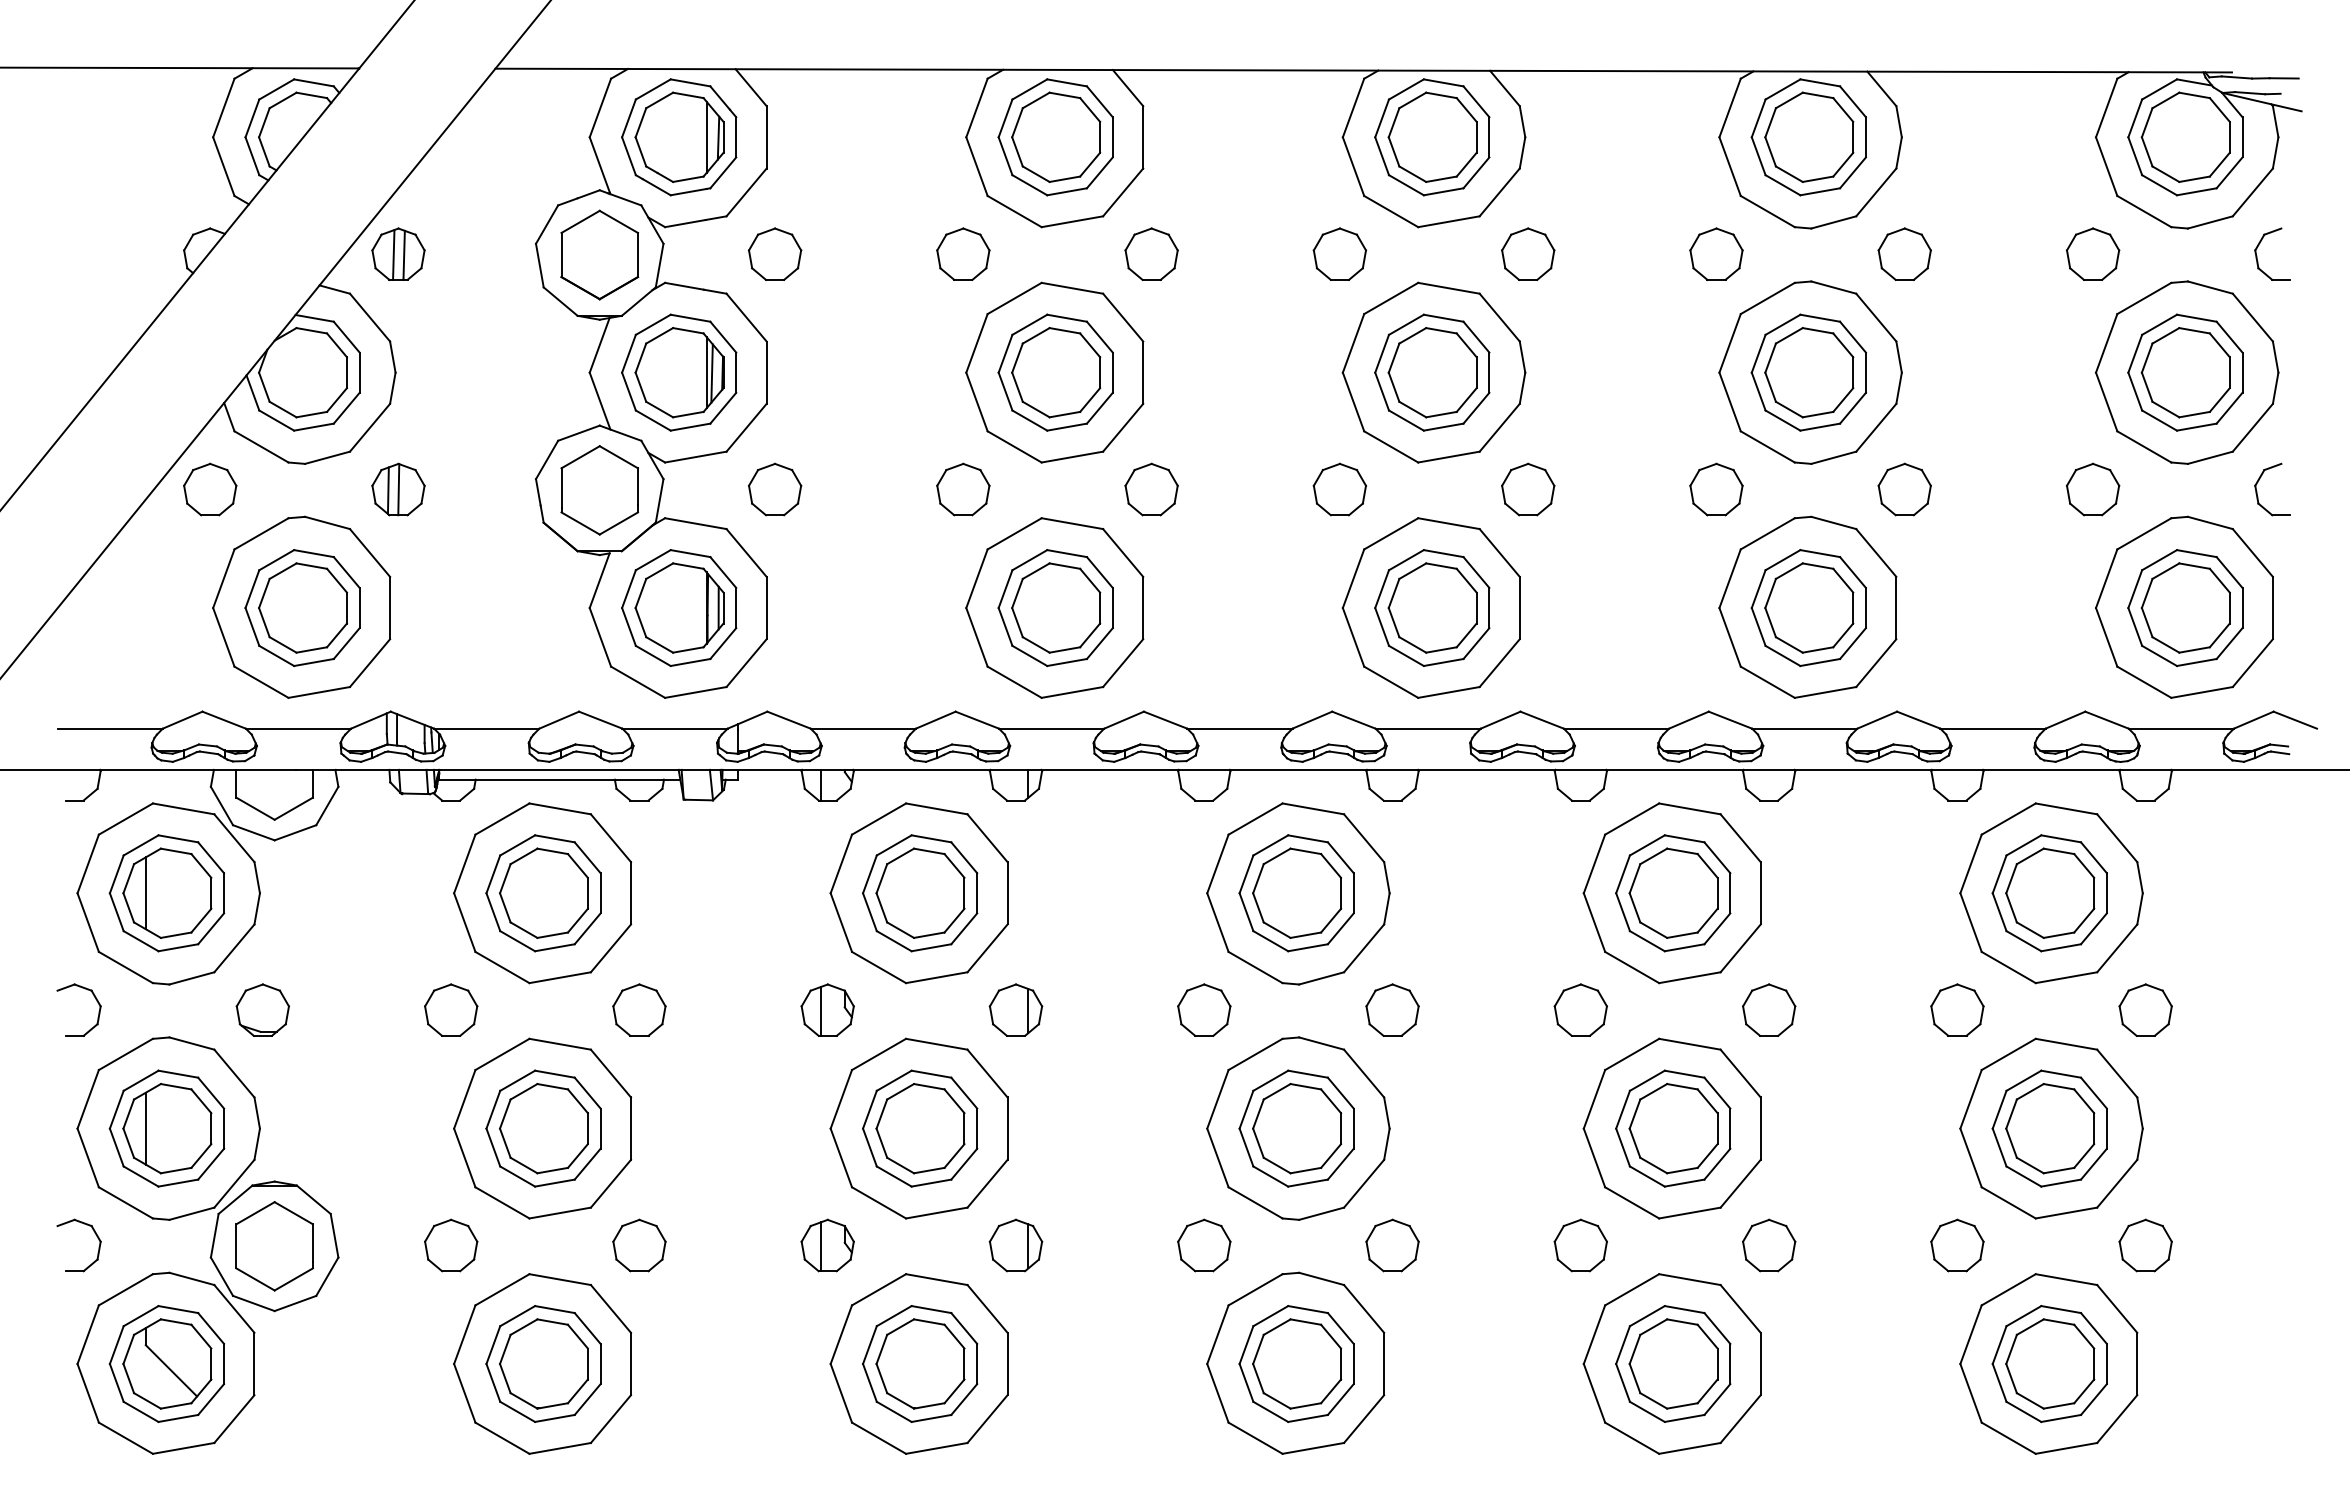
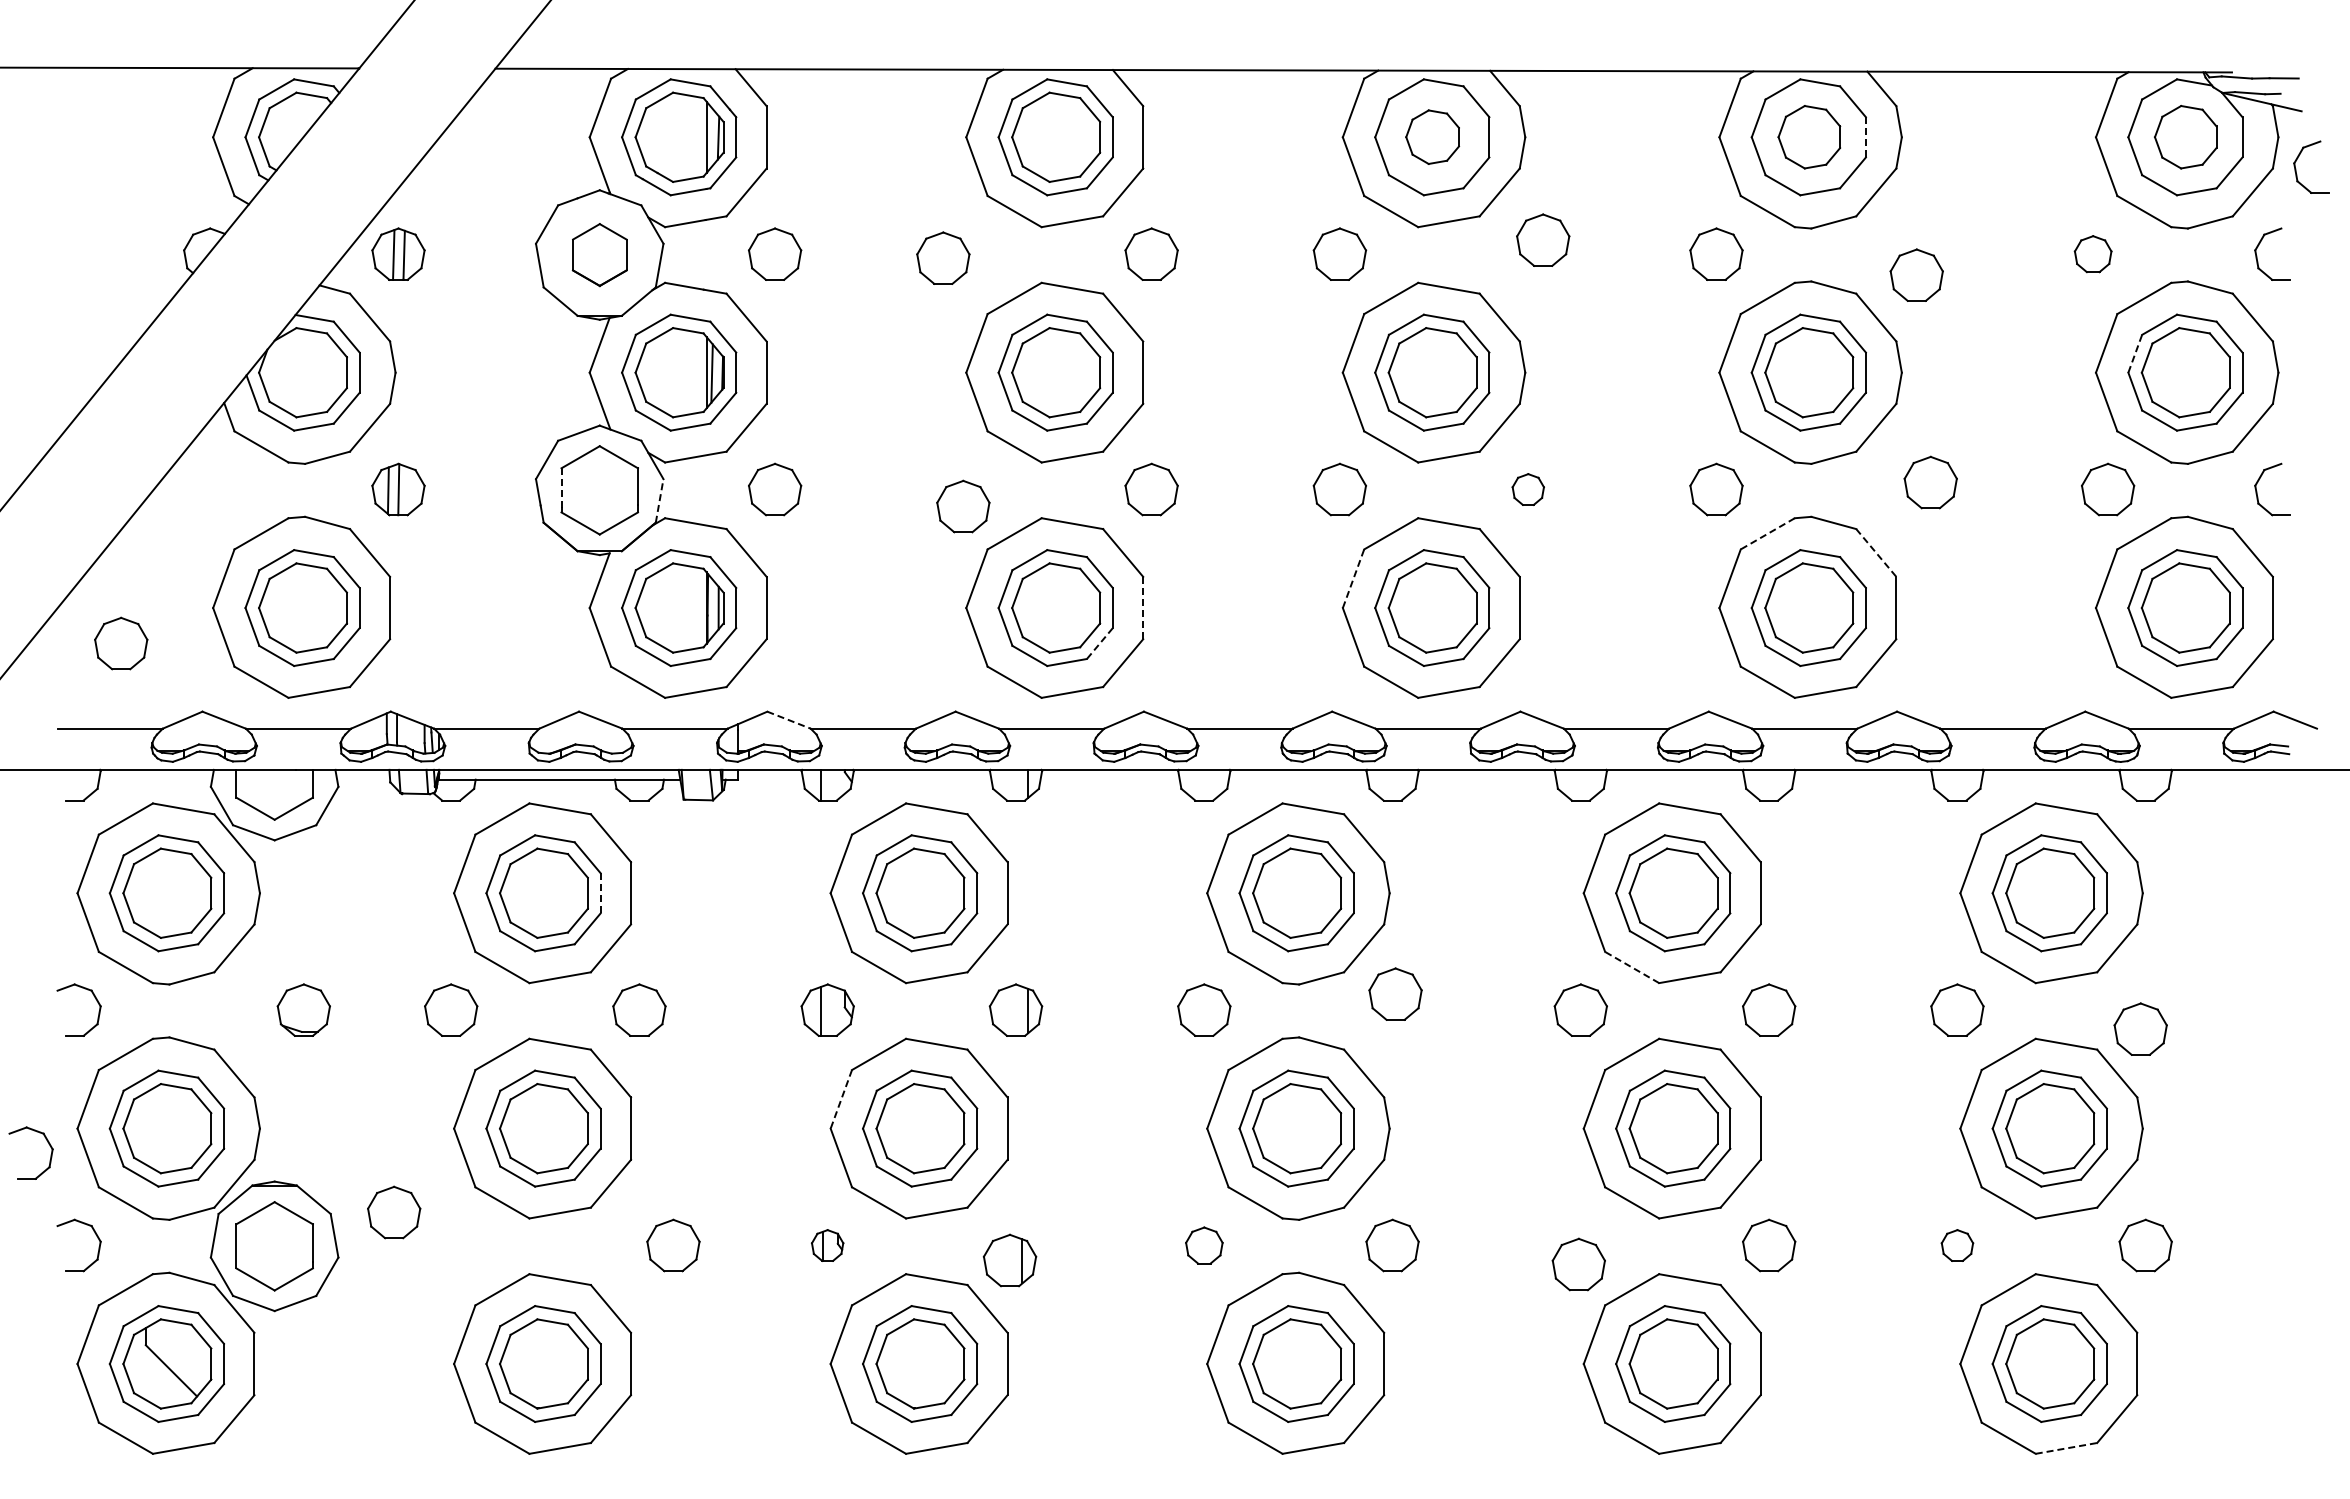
part size: 91x92 px -> 56x56 px (1432, 136)
part size: 91x92 px -> 65x65 px (1809, 137)
line: solid -> dashed (1865, 136)
part size: 91x92 px -> 64x65 px (2185, 137)
part: none -> present (2296, 168)
part position: (963, 253) -> (943, 257) (943, 257)
part position: (1528, 253) -> (1543, 239) (1543, 239)
part position: (1904, 253) -> (1916, 274) (1916, 274)
part size: 55x54 px -> 40x39 px (2092, 254)
part size: 80x92 px -> 57x65 px (599, 255)
line: solid -> dashed (2135, 353)
line: solid -> dashed (561, 488)
part position: (210, 489) -> (121, 643) (121, 643)
part position: (963, 489) -> (963, 506) (963, 506)
part size: 55x55 px -> 34x33 px (1527, 489)
part position: (1904, 489) -> (1930, 482) (1930, 482)
part position: (2093, 489) -> (2108, 489) (2108, 489)
line: solid -> dashed (659, 500)
line: solid -> dashed (1767, 534)
line: solid -> dashed (1876, 553)
line: solid -> dashed (1353, 578)
line: solid -> dashed (1143, 607)
line: solid -> dashed (1099, 643)
line: solid -> dashed (789, 720)
line: solid -> dashed (600, 892)
line: present -> none (145, 893)
line: solid -> dashed (1631, 967)
part position: (262, 1009) -> (303, 1009) (303, 1009)
part position: (1392, 1009) -> (1395, 993) (1395, 993)
part position: (2145, 1009) -> (2140, 1028) (2140, 1028)
line: solid -> dashed (841, 1099)
line: present -> none (145, 1128)
part: none -> present (48, 1144)
part position: (451, 1245) -> (394, 1212) (394, 1212)
part position: (639, 1245) -> (673, 1245) (673, 1245)
part size: 55x55 px -> 34x33 px (827, 1245)
part position: (1015, 1245) -> (1009, 1260) (1009, 1260)
part size: 55x55 px -> 39x39 px (1204, 1245)
part position: (1580, 1245) -> (1578, 1264) (1578, 1264)
part size: 55x55 px -> 35x33 px (1957, 1245)
line: solid -> dashed (2066, 1448)
